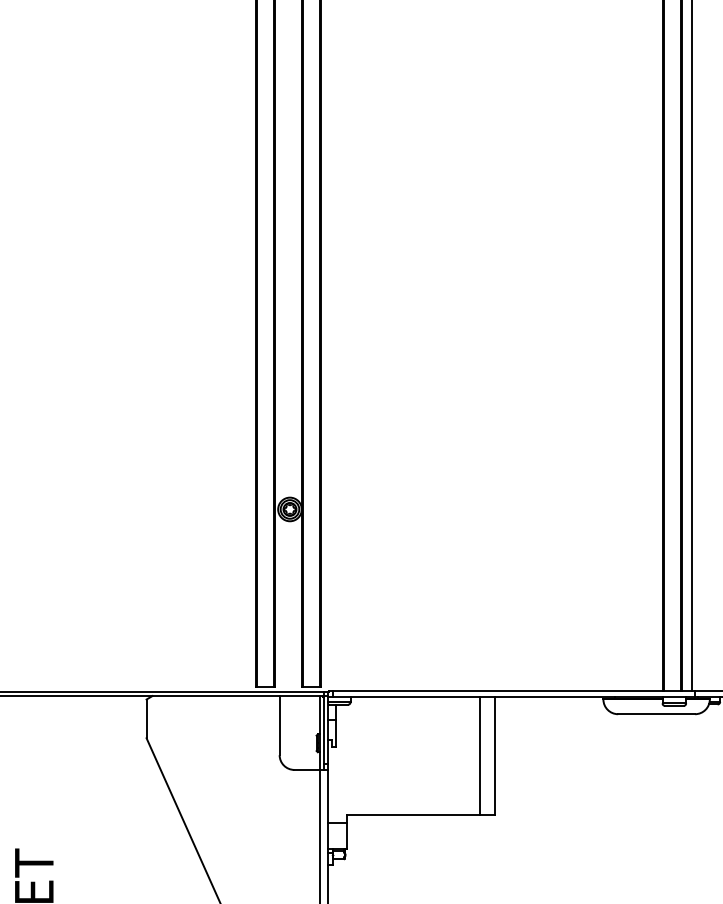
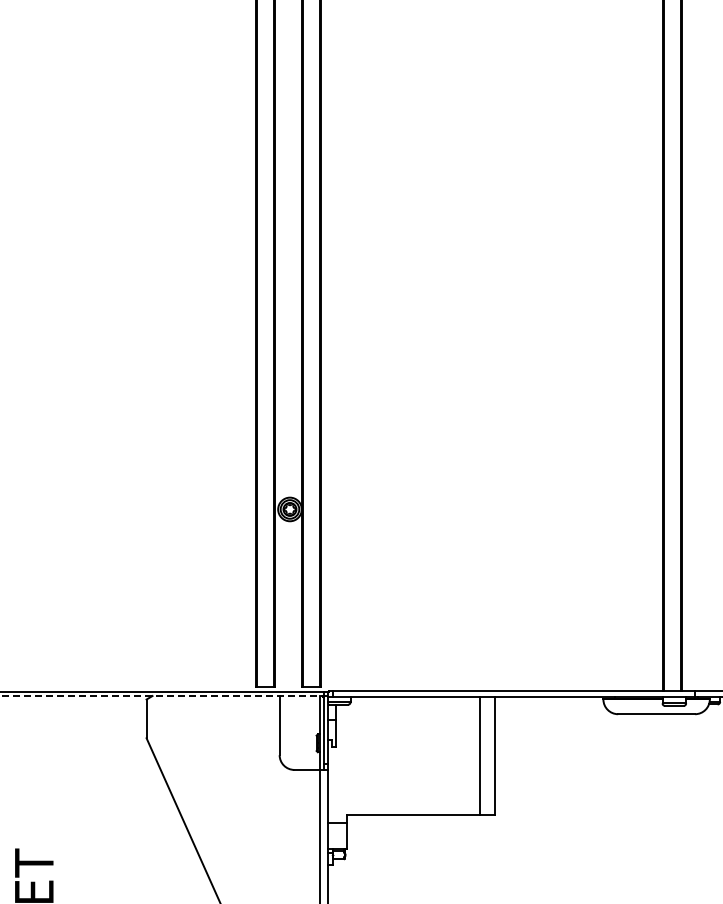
line: present -> none (692, 346)
line: solid -> dashed (164, 696)
